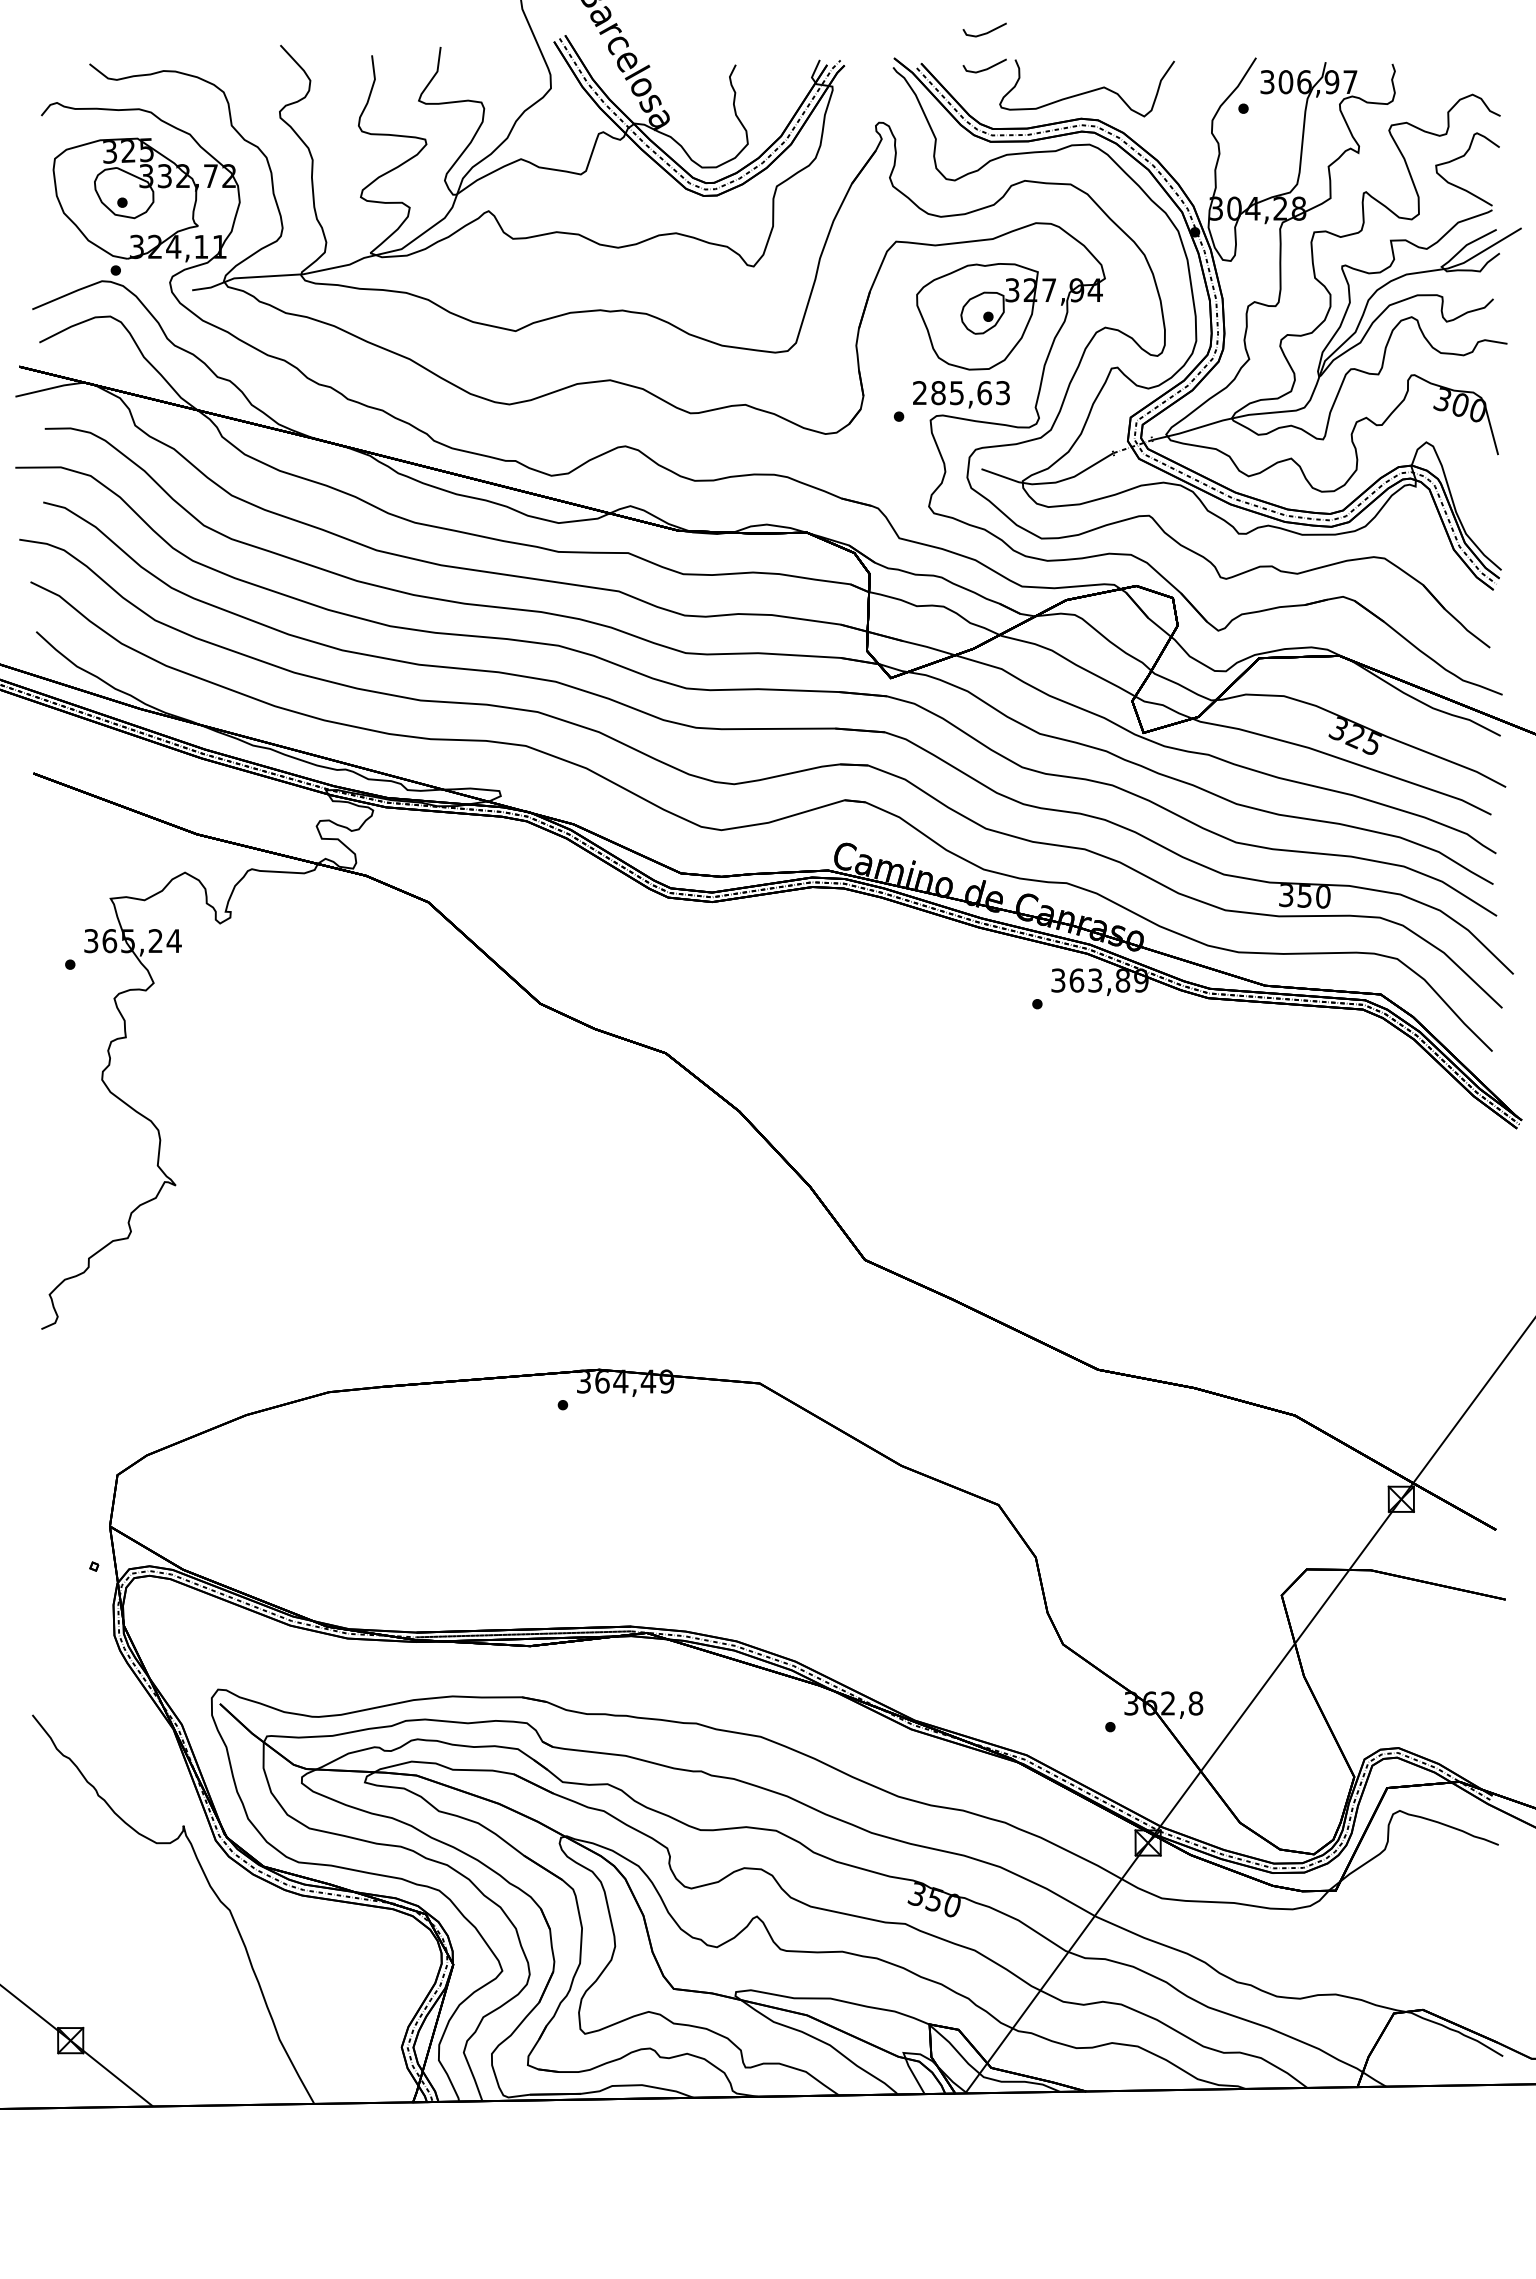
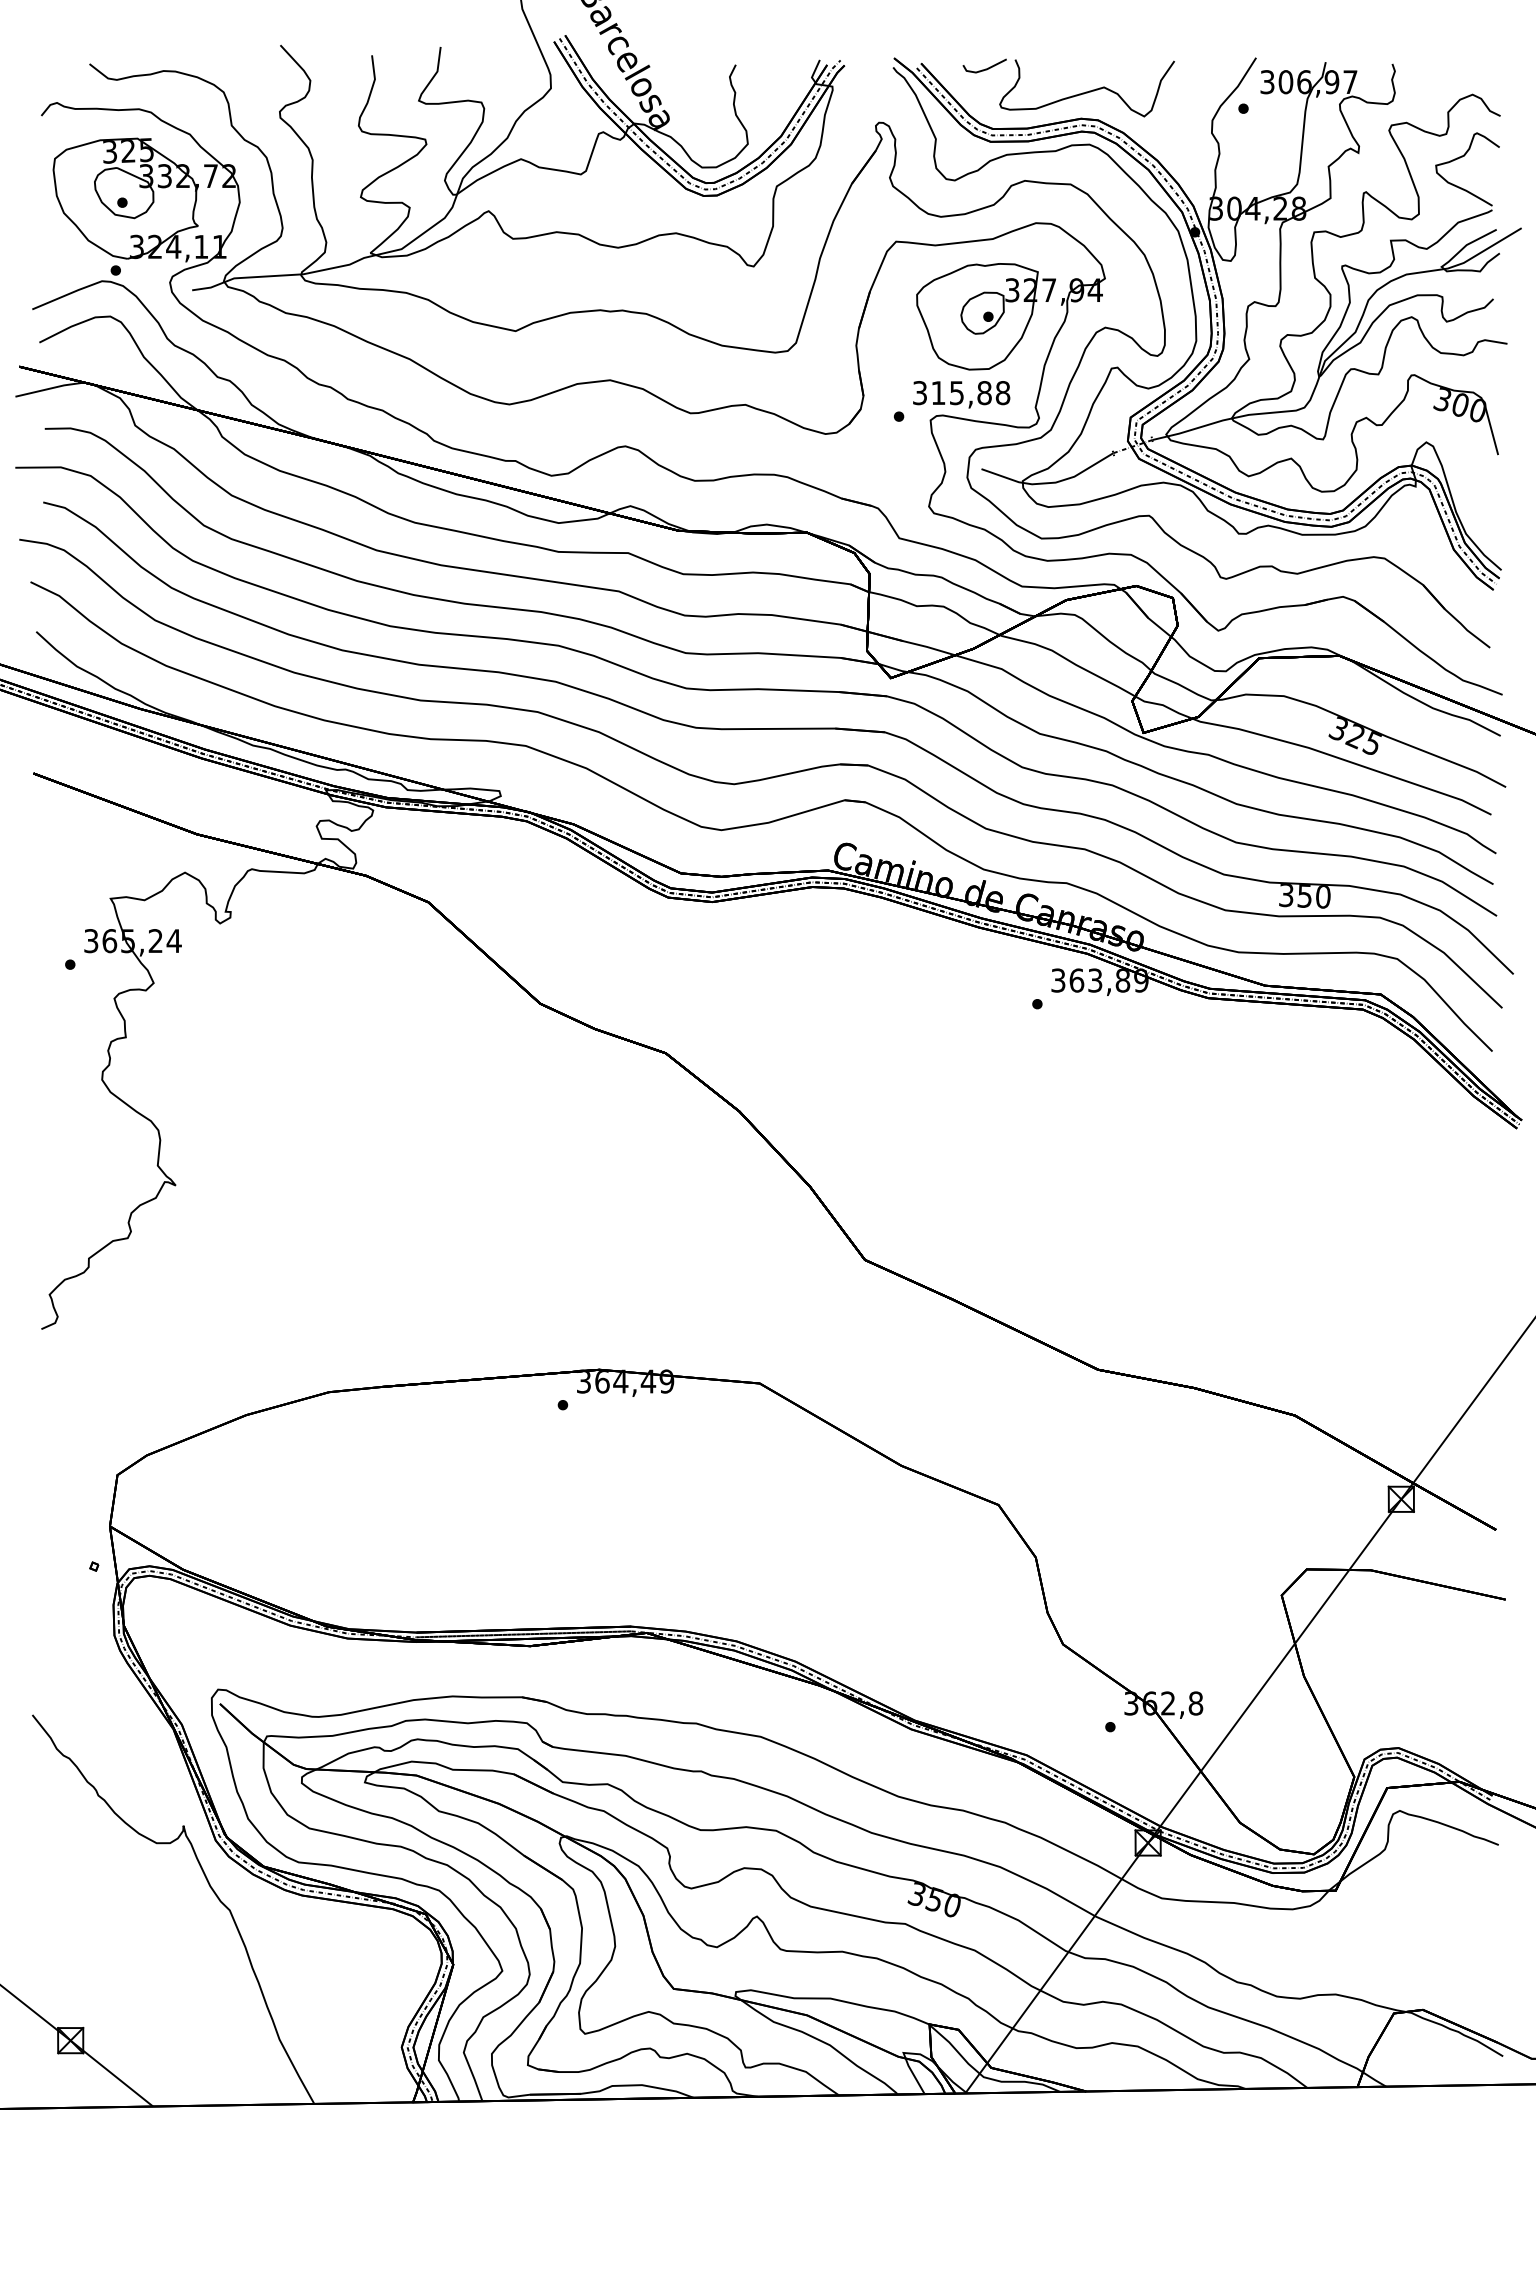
line: present -> none (985, 32)
text: 285,63 -> 315,88 (961, 393)
